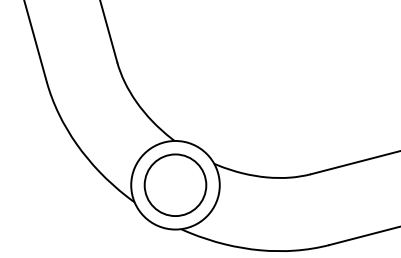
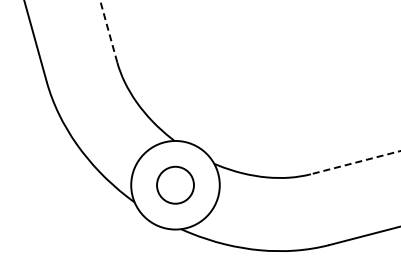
line: solid -> dashed (108, 31)
line: solid -> dashed (355, 162)
circle diameter: 62 px -> 37 px (175, 184)
